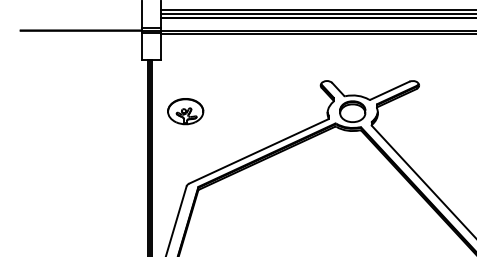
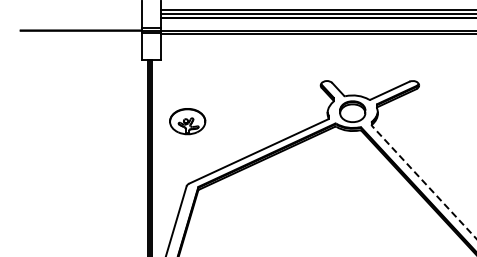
part position: (185, 111) -> (187, 121) (187, 121)
line: solid -> dashed (424, 182)
